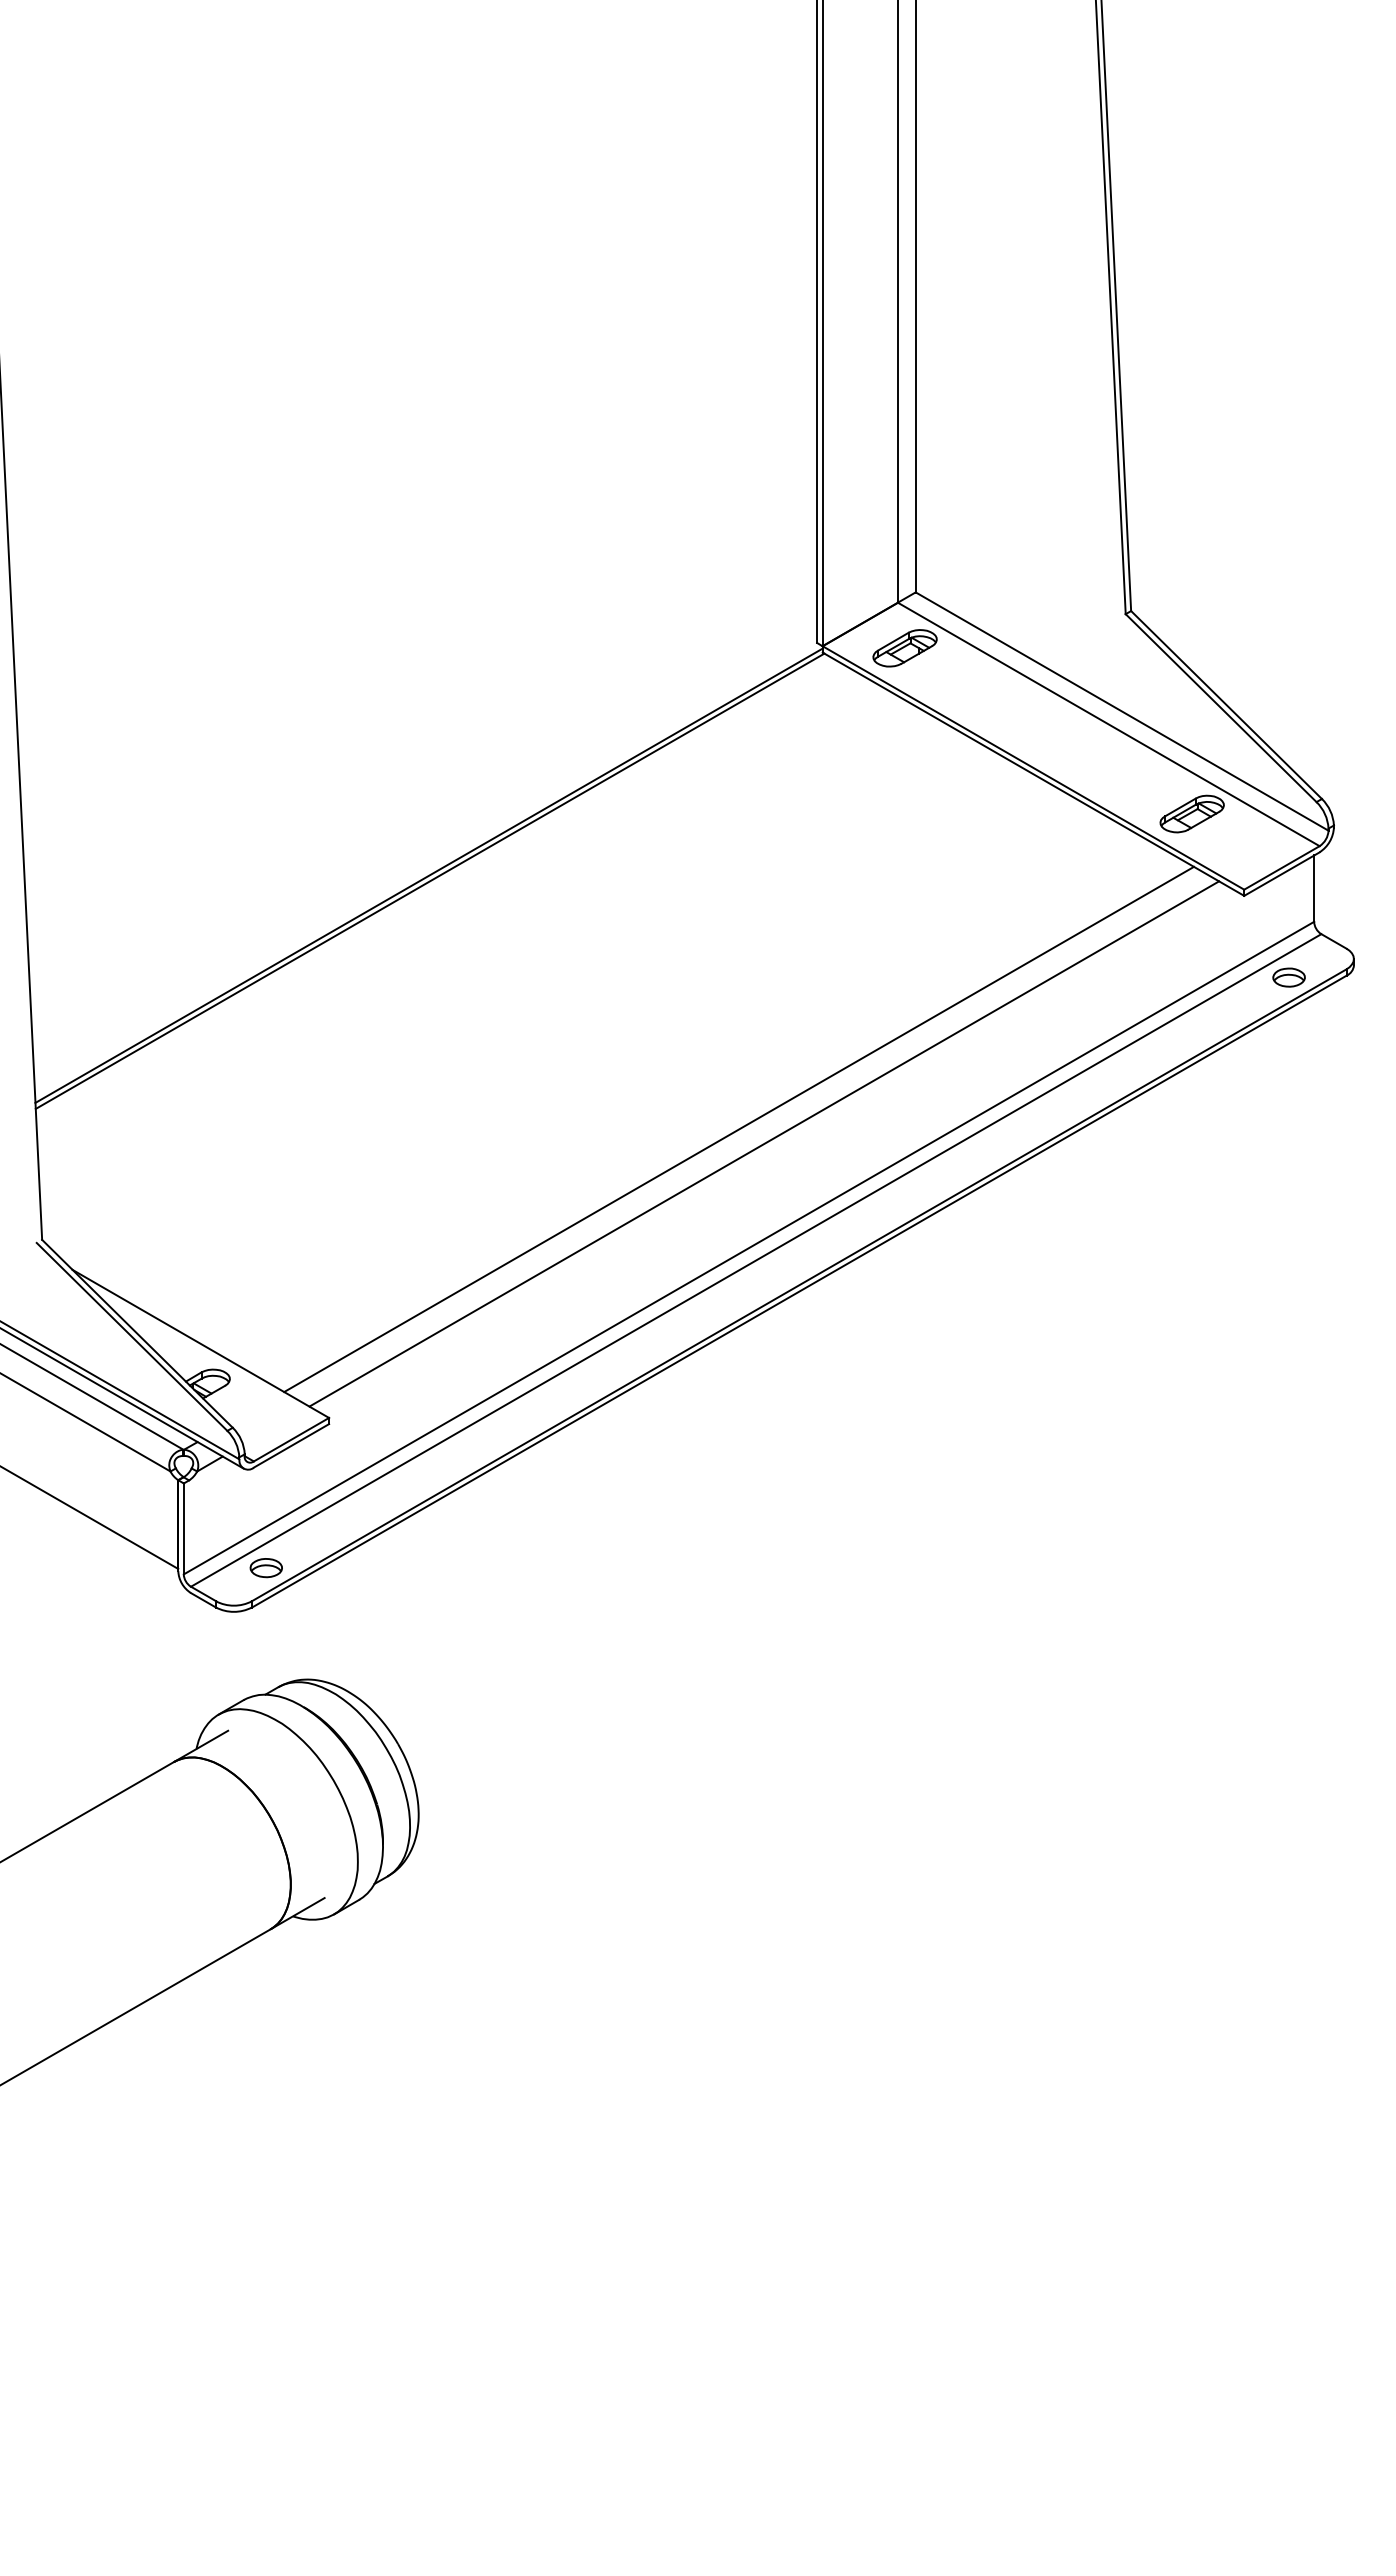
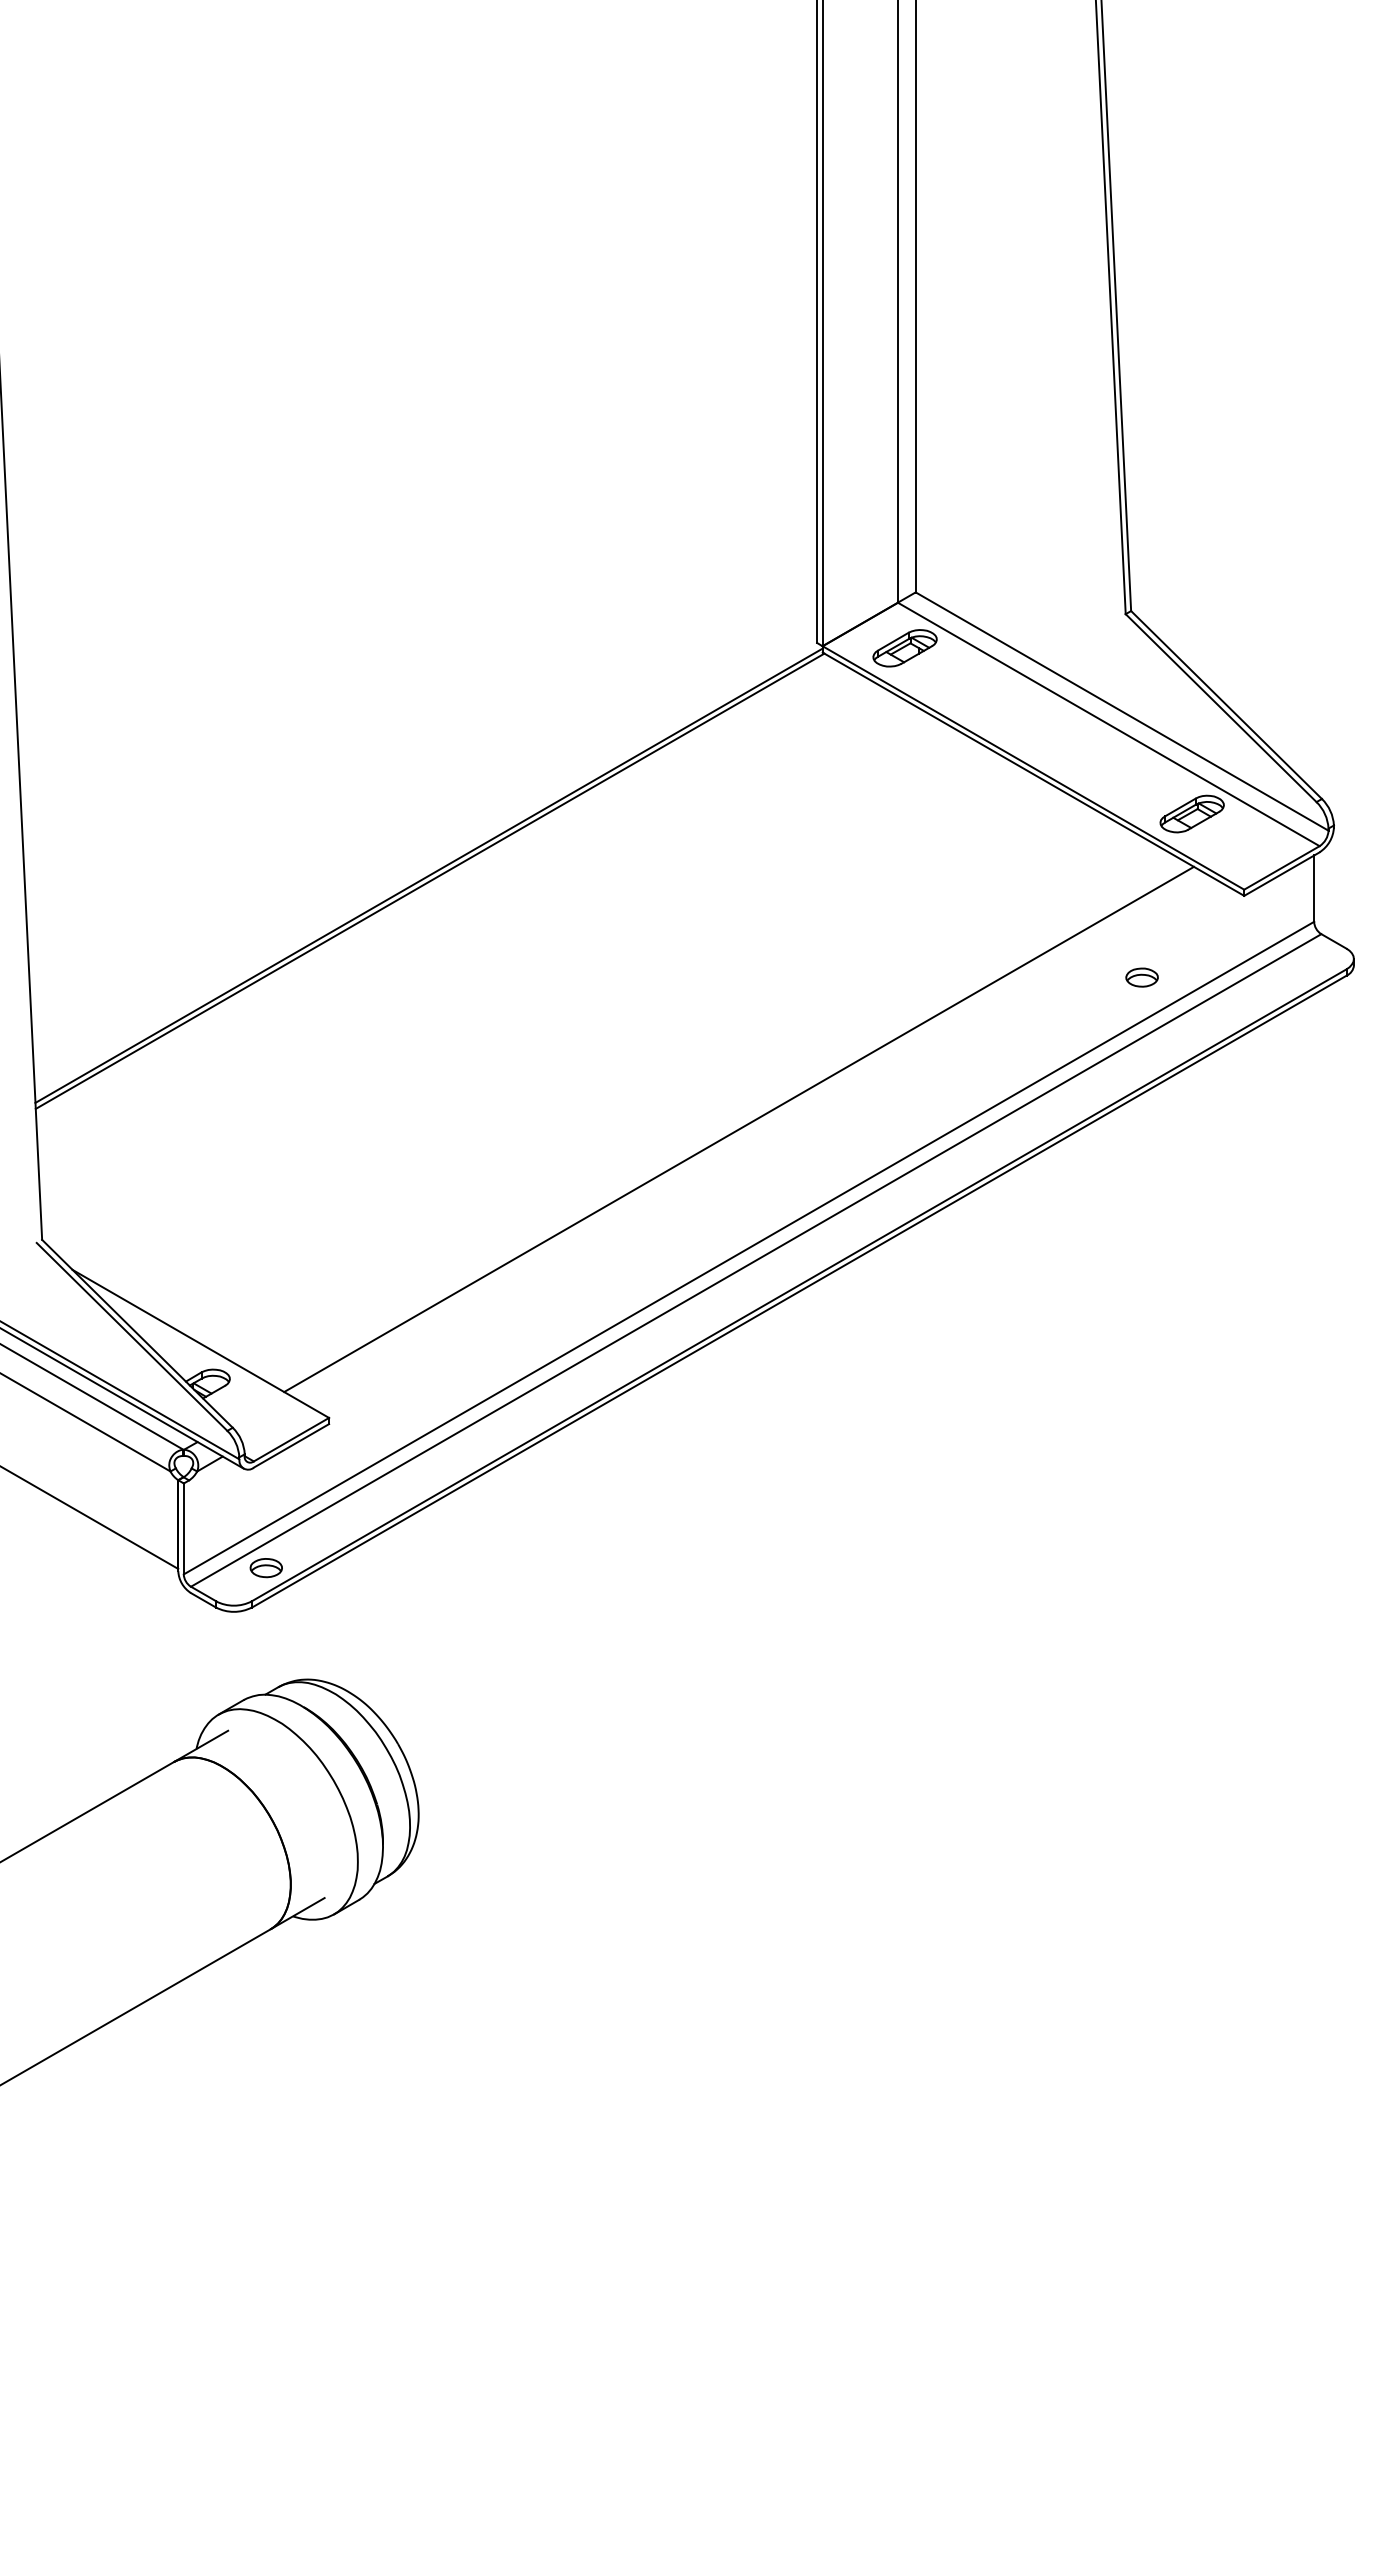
part position: (1288, 977) -> (1141, 977) (1141, 977)
line: present -> none (764, 1143)
